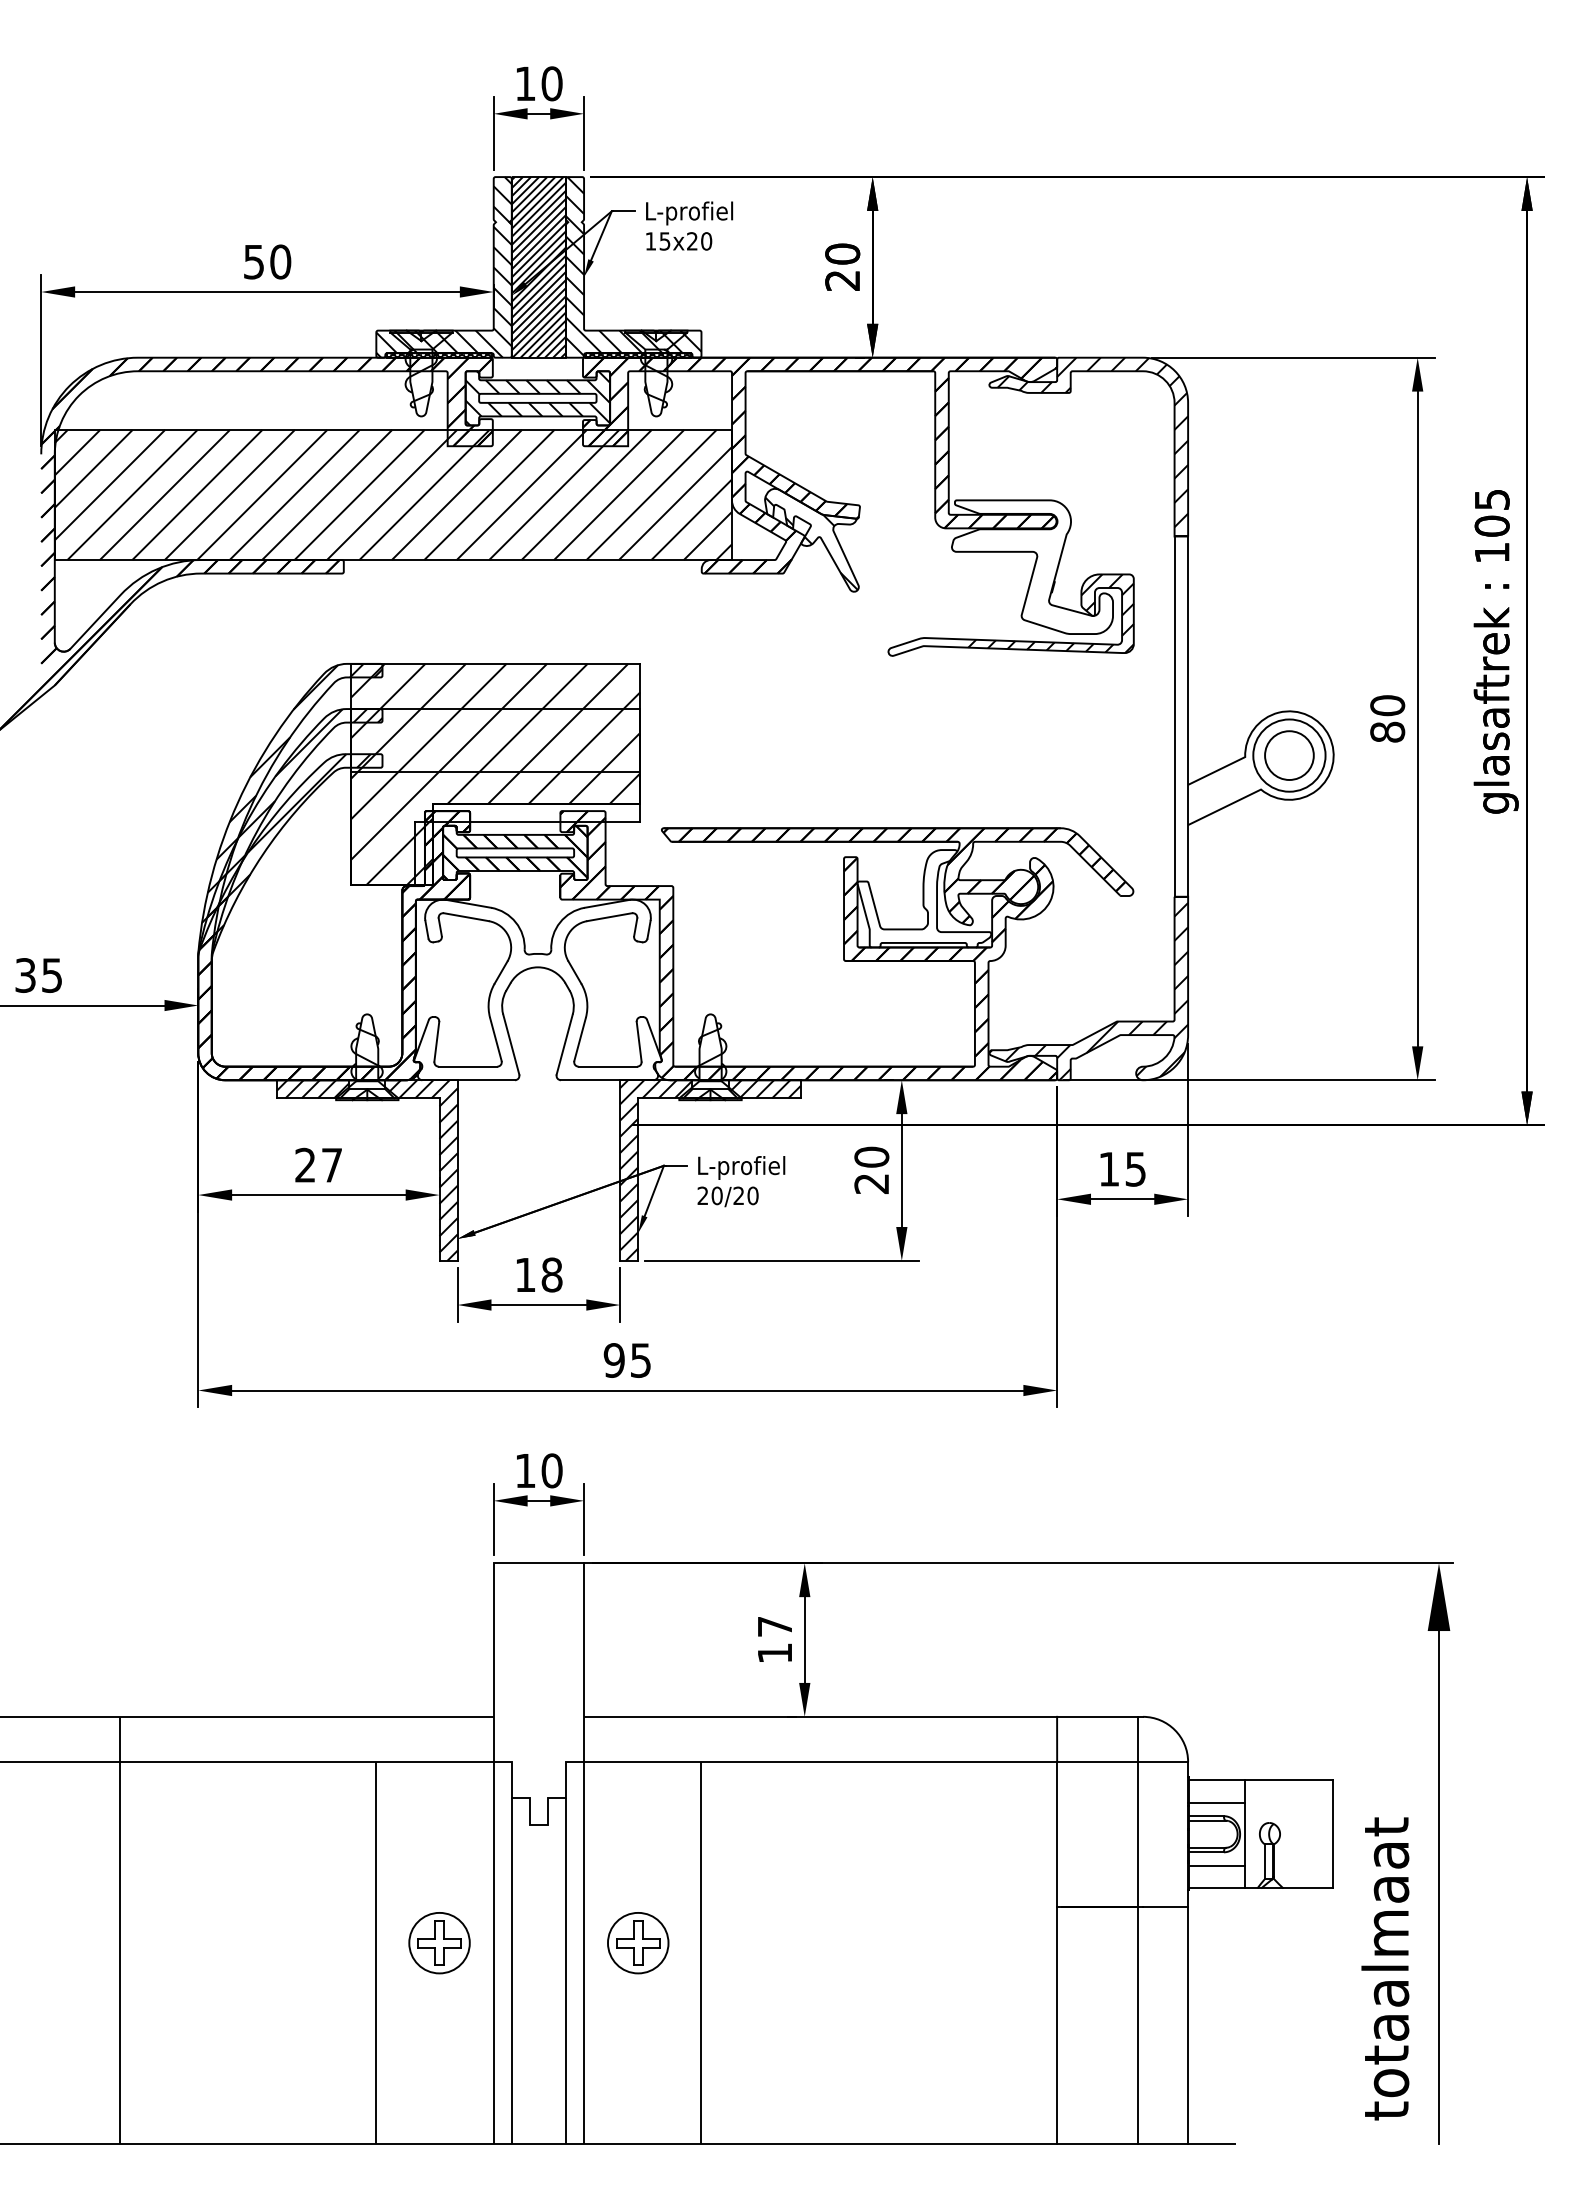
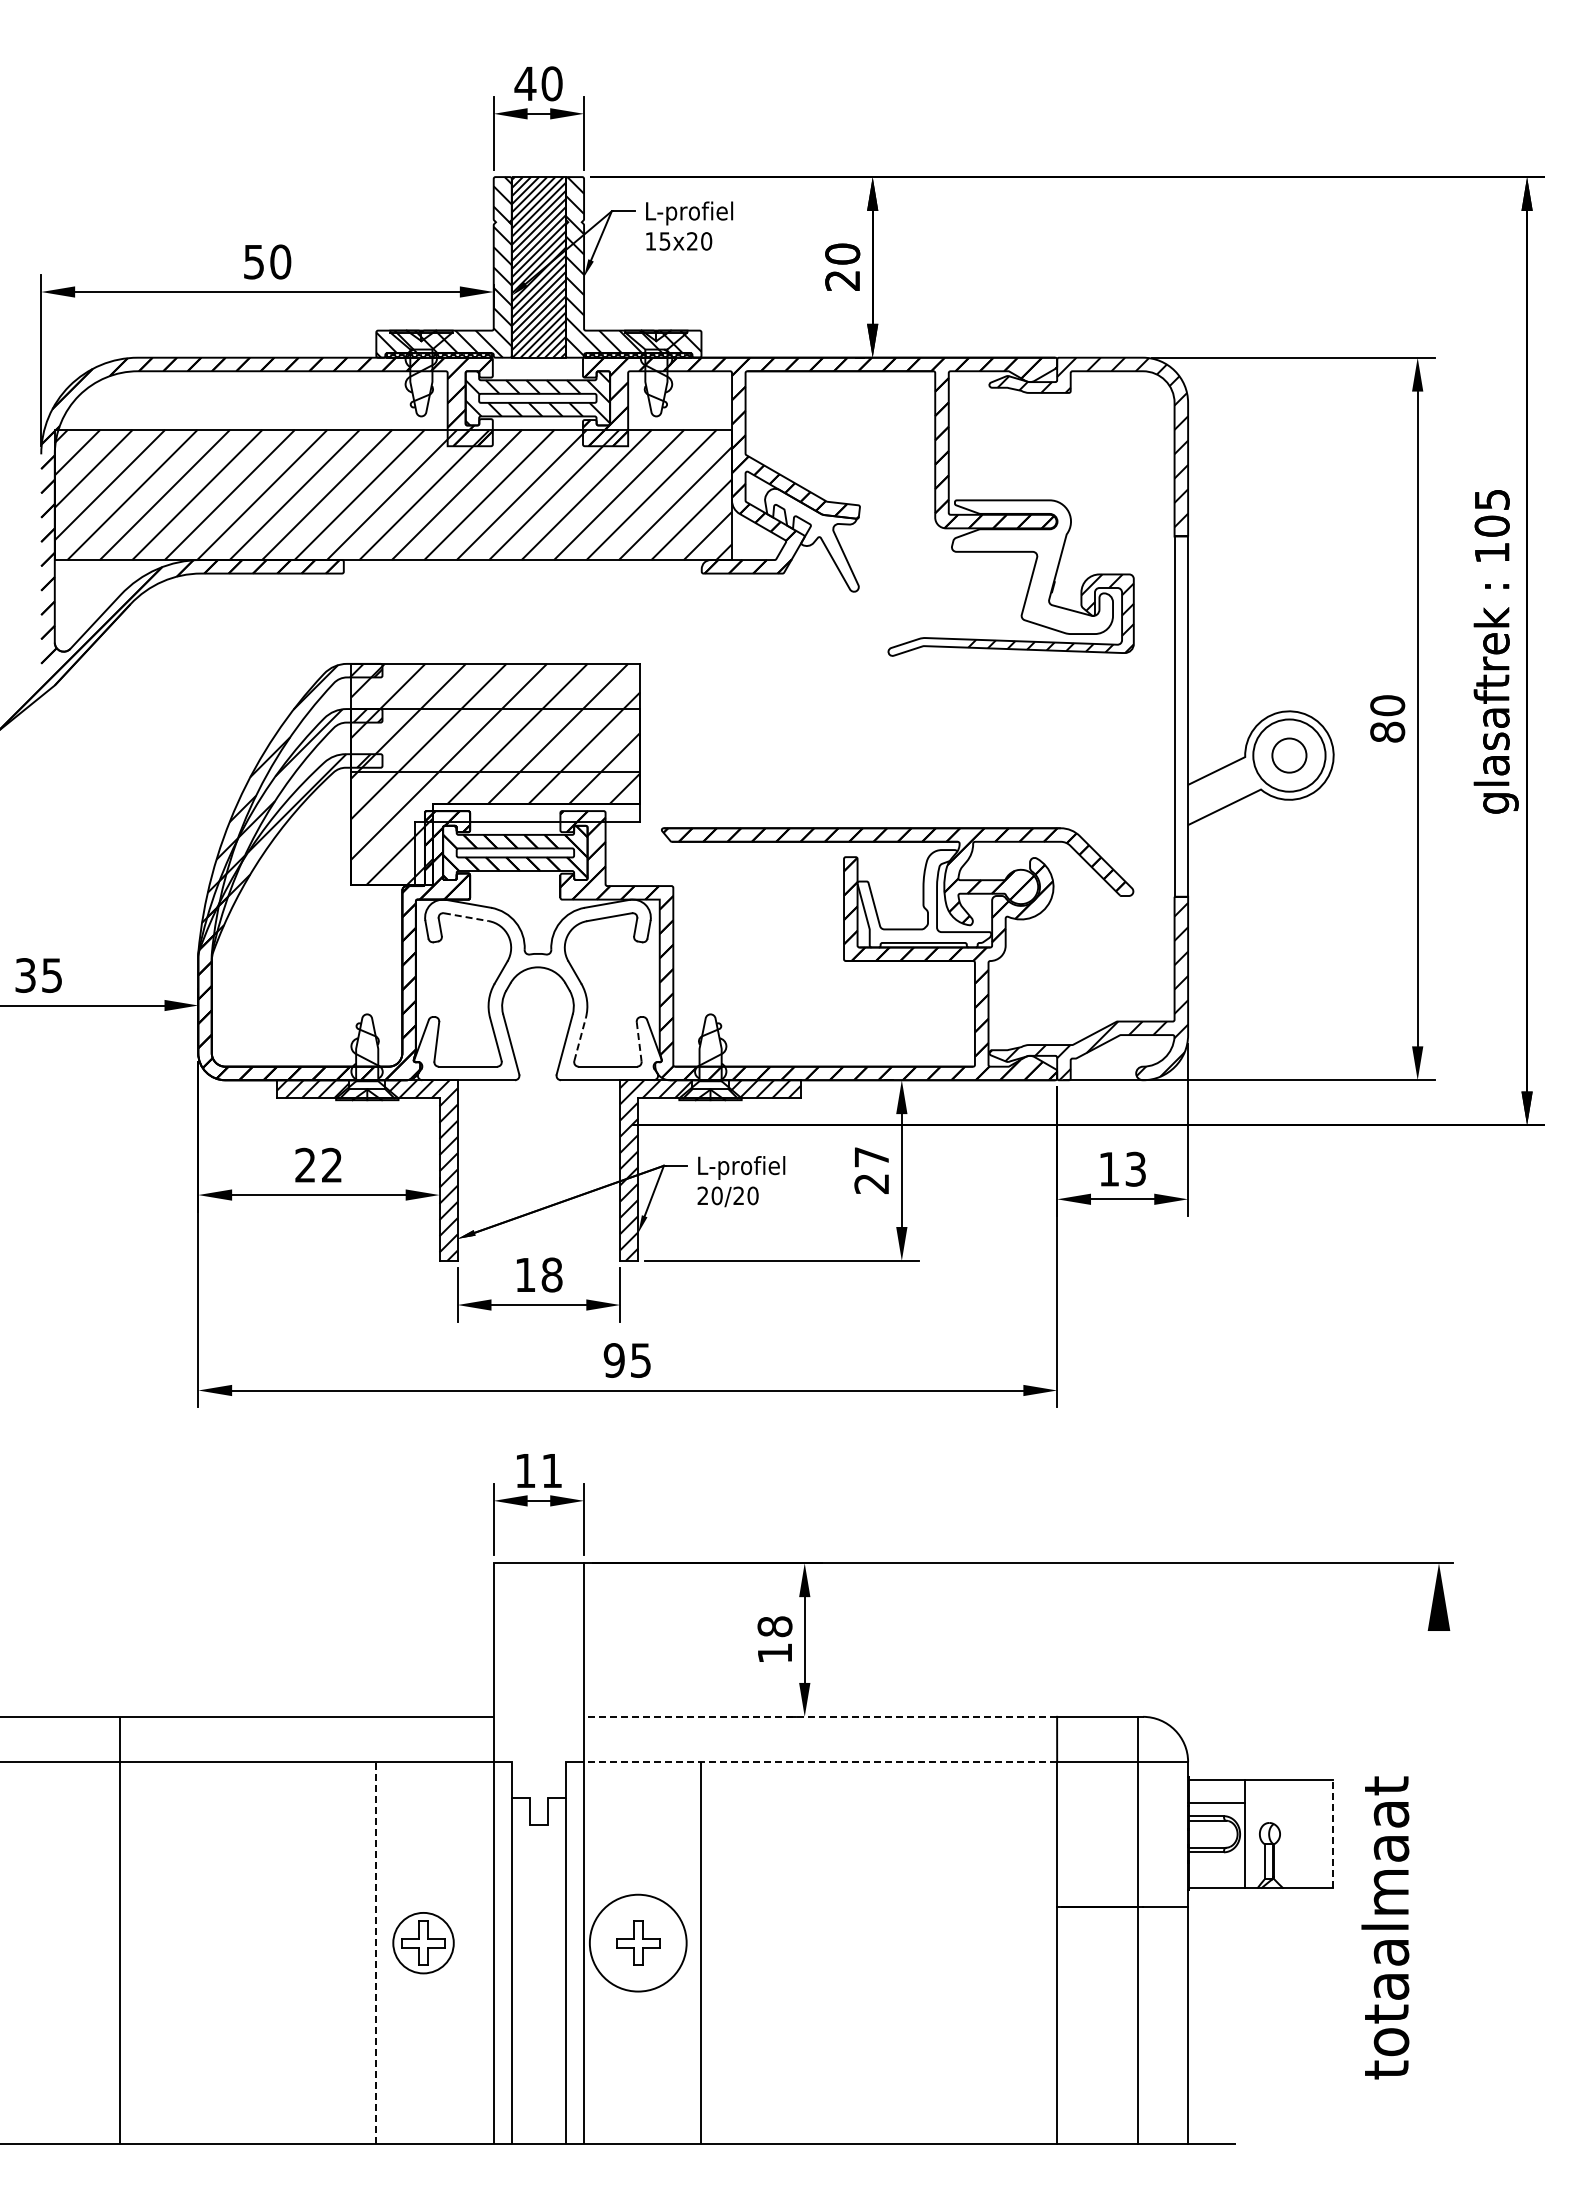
text: 10 -> 40 (525, 83)
hatch: present -> none (811, 543)
circle diameter: 49 px -> 34 px (1289, 755)
line: solid -> dashed (466, 917)
line: solid -> dashed (580, 1039)
line: solid -> dashed (639, 1041)
text: 20 -> 27 (871, 1156)
text: 27 -> 22 (331, 1164)
text: 15 -> 13 (1135, 1168)
text: 10 -> 11 (551, 1470)
text: 17 -> 18 (774, 1626)
line: solid -> dashed (819, 1716)
line: solid -> dashed (819, 1762)
line: solid -> dashed (1333, 1833)
line: present -> none (1216, 1865)
line: present -> none (1438, 1887)
circle diameter: 61 px -> 97 px (637, 1942)
part position: (439, 1943) -> (423, 1943) (423, 1943)
line: solid -> dashed (376, 1952)
text position: (1385, 1968) -> (1385, 1927) (1385, 1927)
